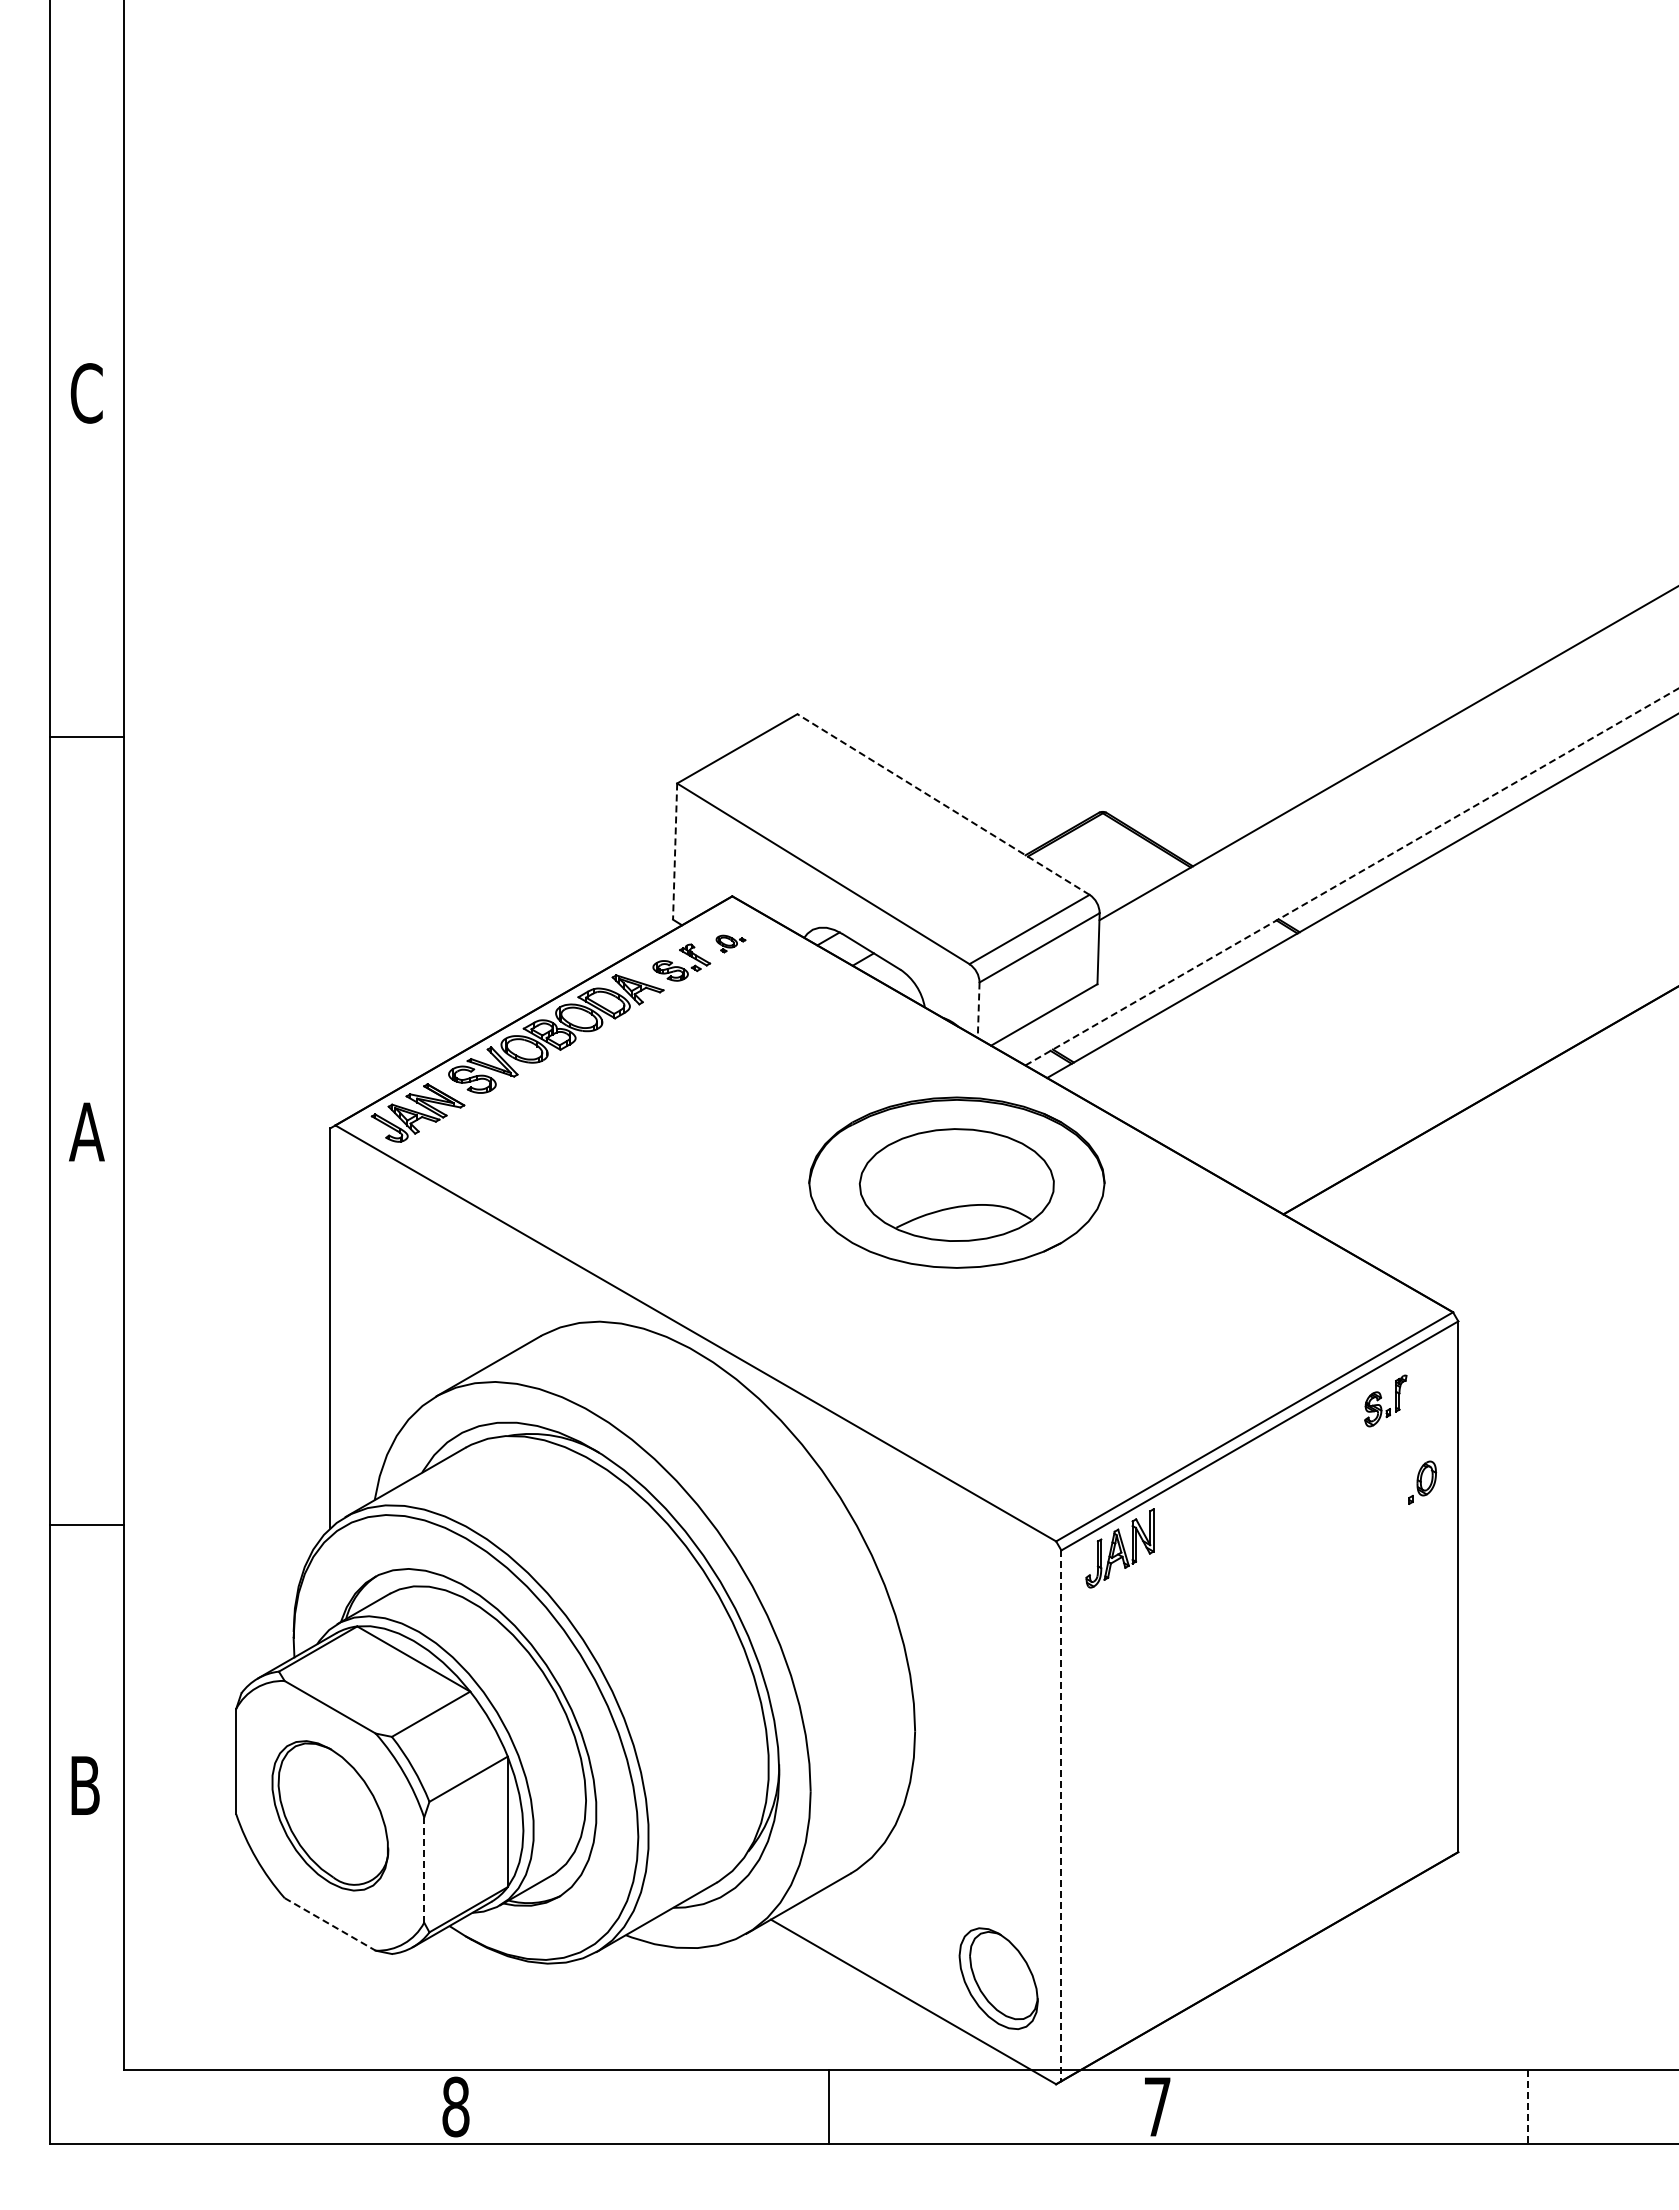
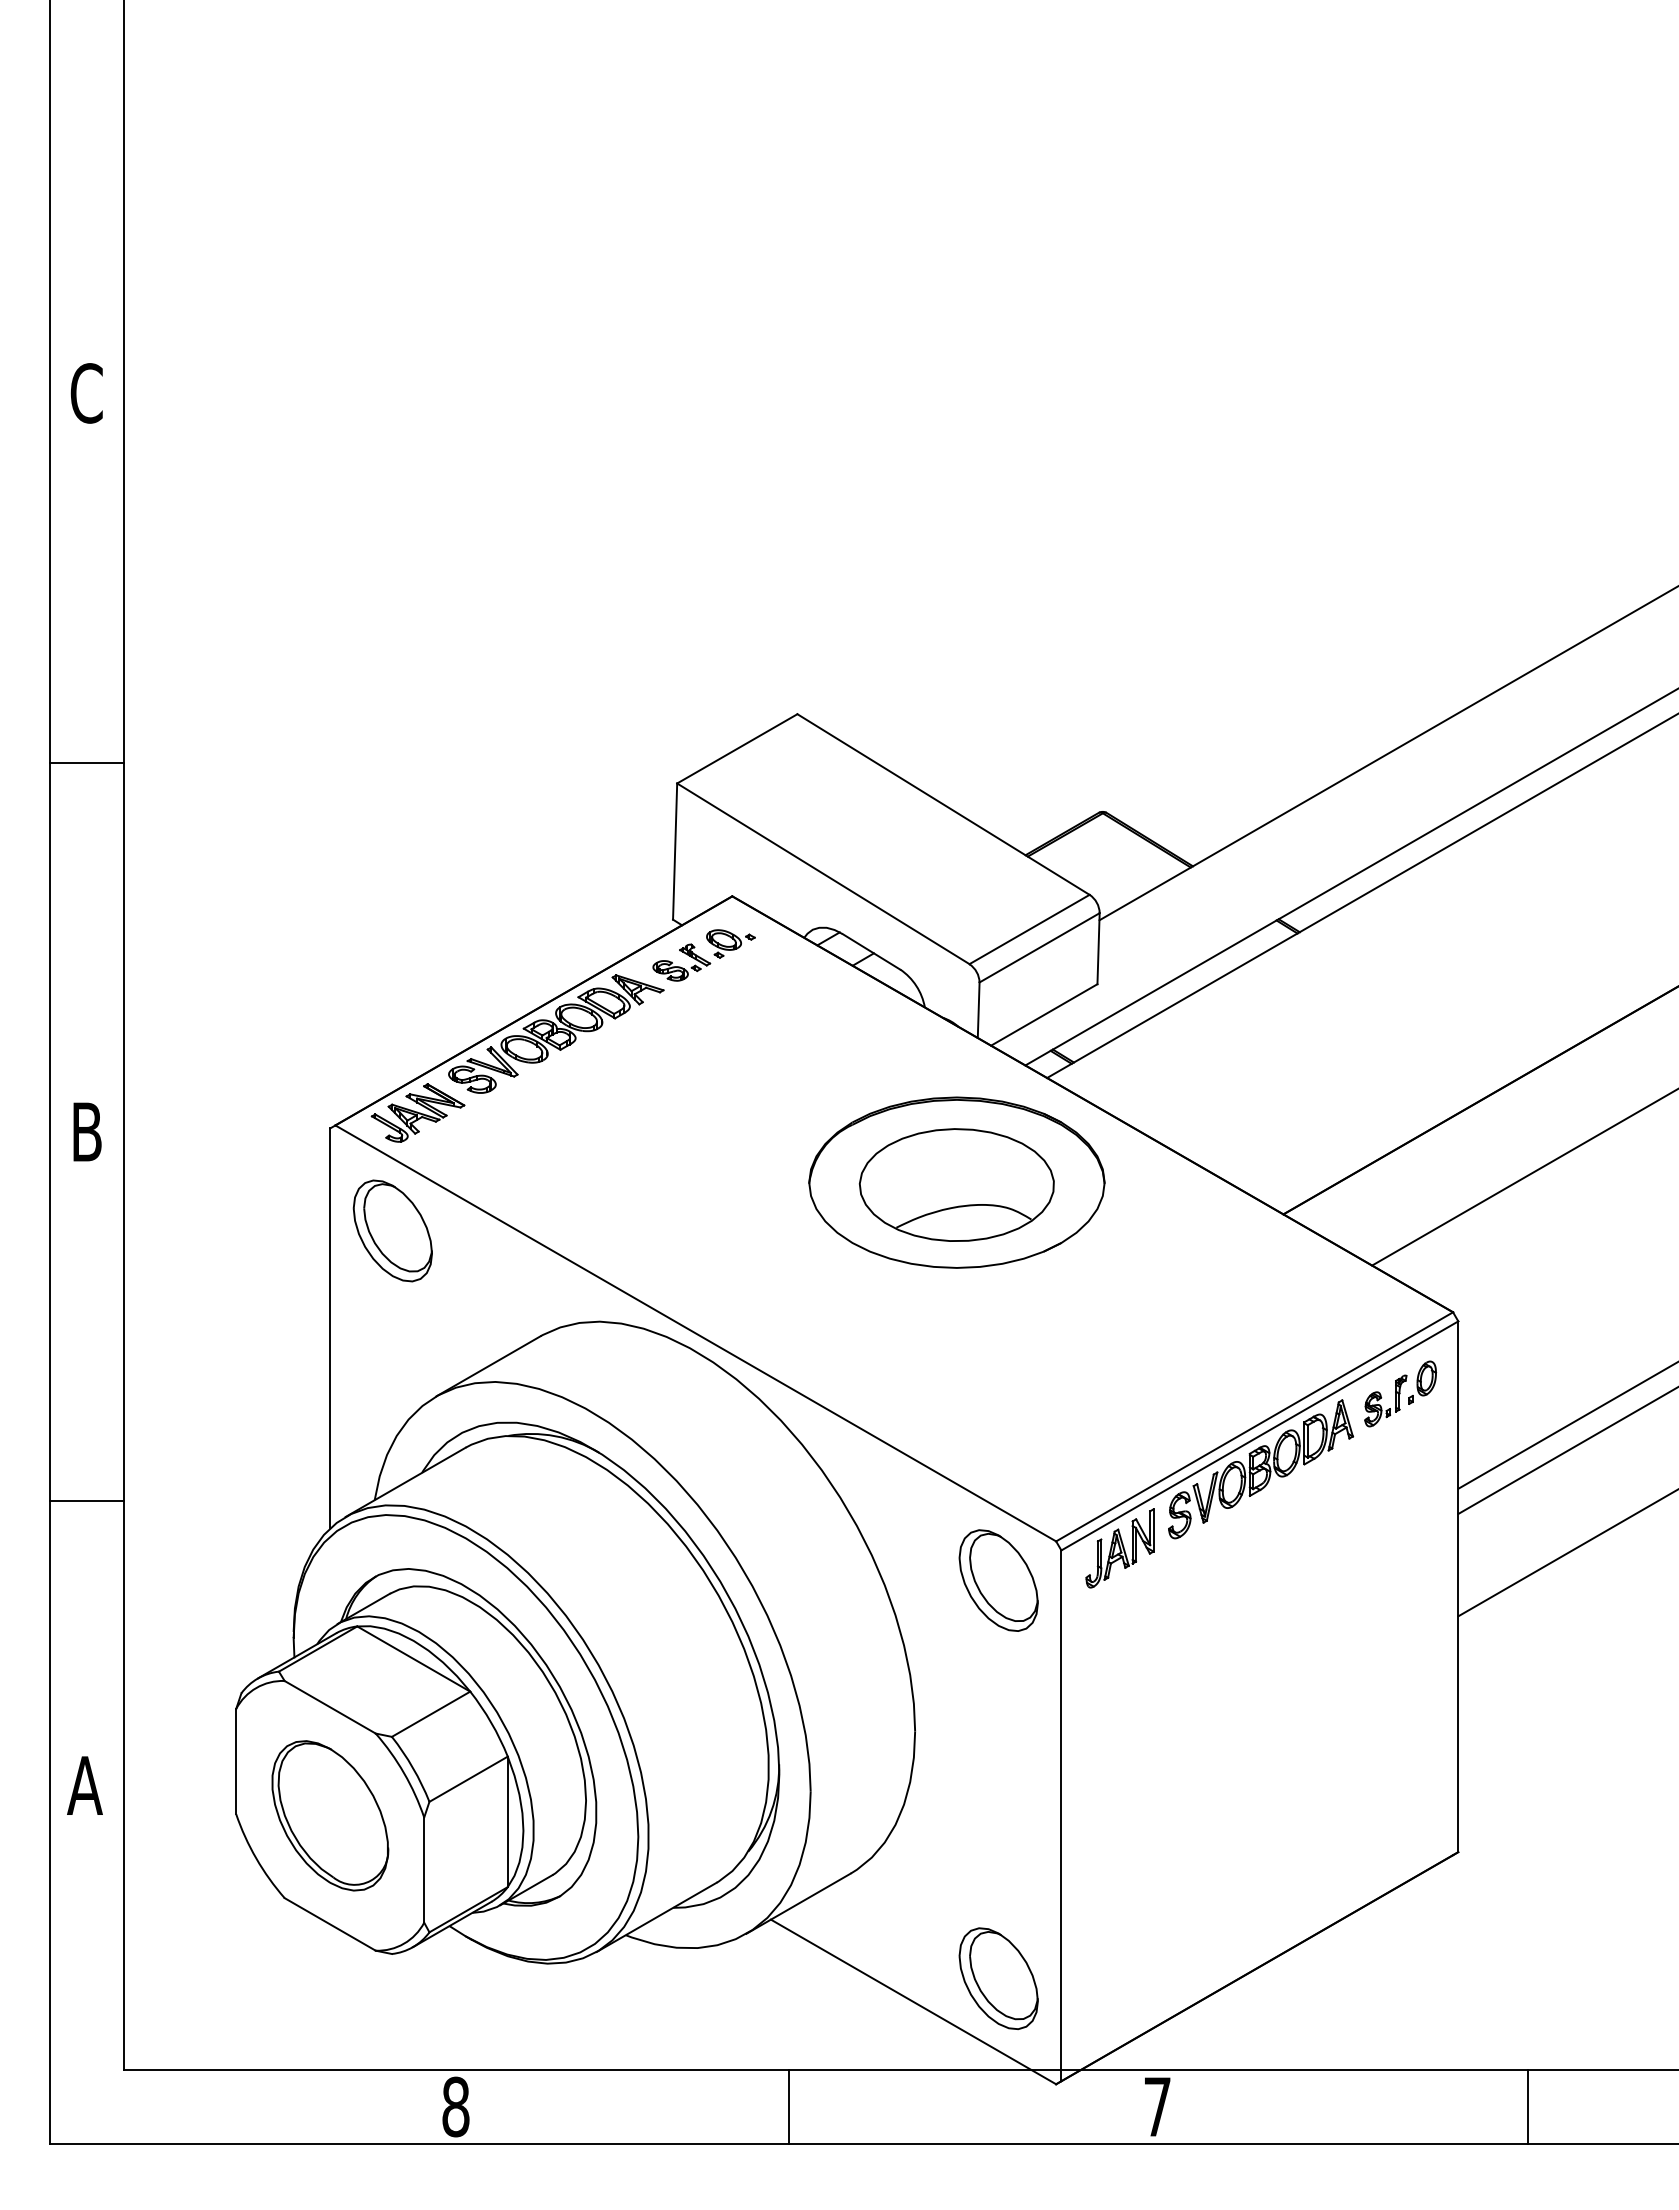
line position: (87, 736) -> (87, 762) (87, 762)
line: dashed -> solid (943, 804)
line: dashed -> solid (675, 852)
line: dashed -> solid (1351, 877)
part size: 32x20 px -> 50x30 px (730, 943)
line: dashed -> solid (978, 1010)
text: A -> B (86, 1131)
line: none -> present (1523, 1177)
part: none -> present (392, 1230)
line: none -> present (1566, 1425)
line: none -> present (1566, 1451)
part: none -> present (1261, 1469)
part position: (1422, 1482) -> (1422, 1382) (1422, 1382)
line position: (87, 1525) -> (87, 1501) (87, 1501)
line: none -> present (1566, 1553)
part: none -> present (998, 1580)
text: B -> A (84, 1785)
line: dashed -> solid (1061, 1816)
line: dashed -> solid (424, 1870)
line: dashed -> solid (330, 1924)
line position: (829, 2106) -> (789, 2106) (789, 2106)
line: dashed -> solid (1527, 2106)
